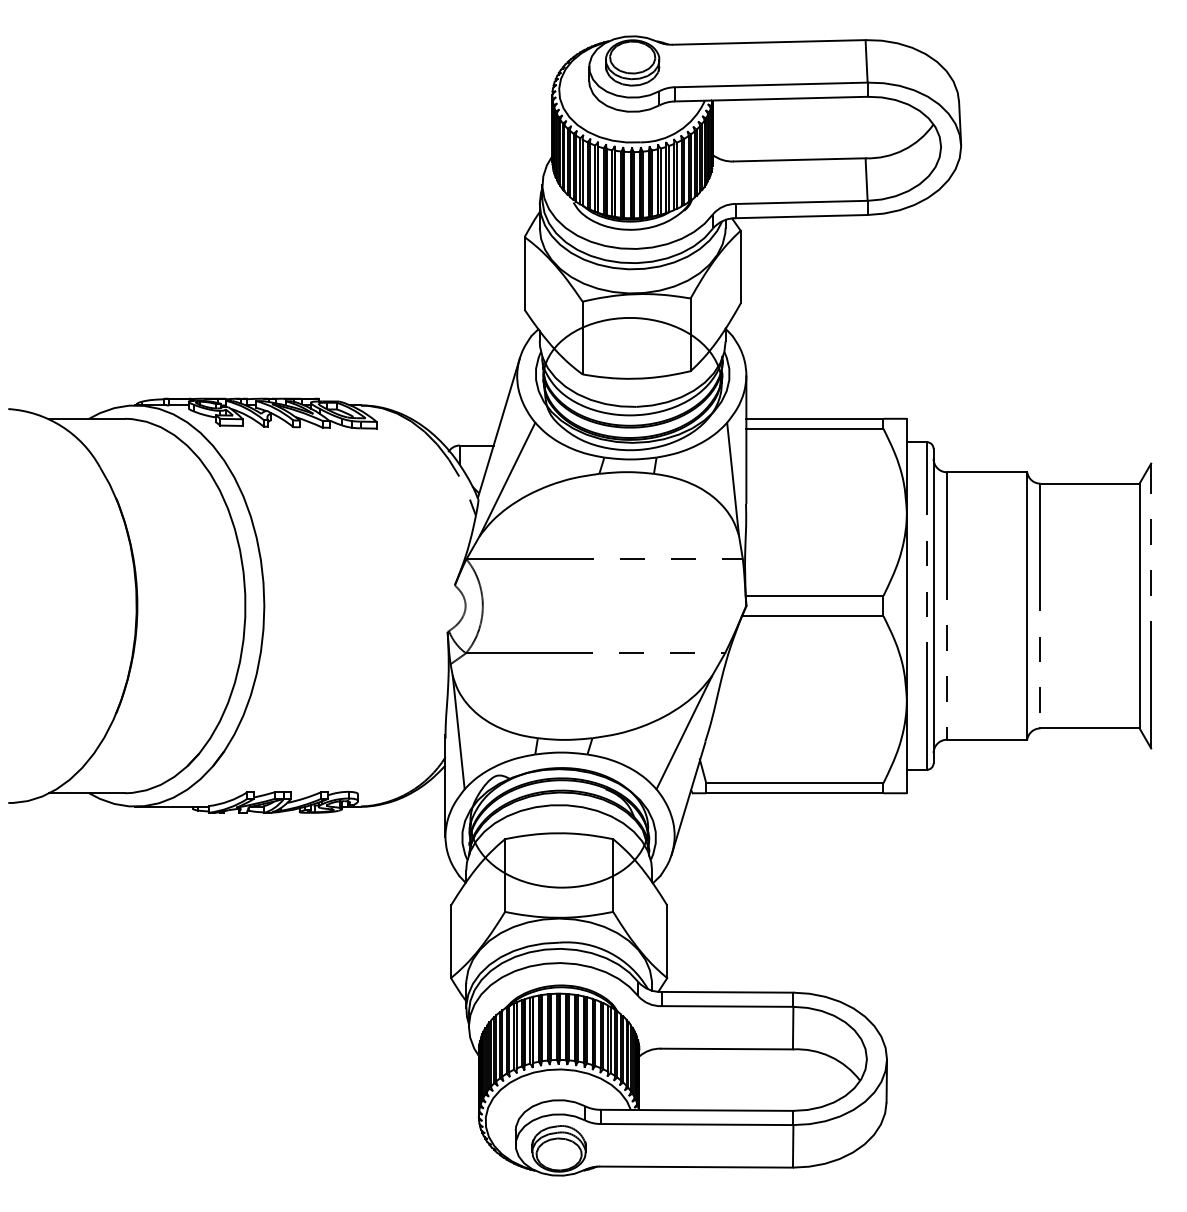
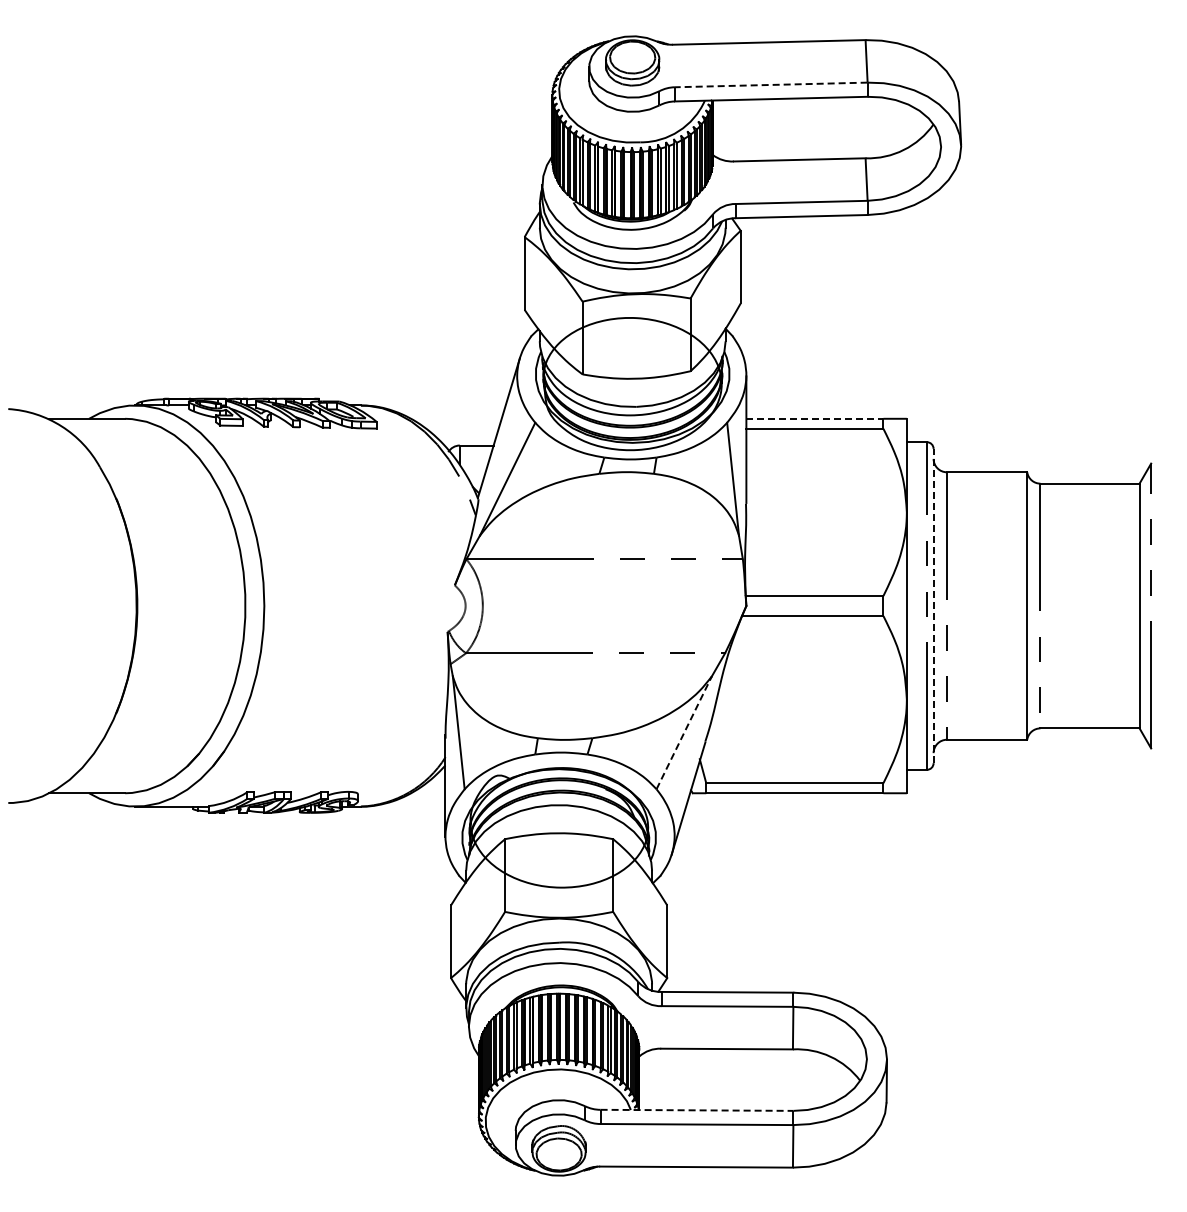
line: solid -> dashed (770, 84)
line: solid -> dashed (814, 418)
line: solid -> dashed (933, 605)
line: solid -> dashed (684, 732)
line: solid -> dashed (697, 1110)
